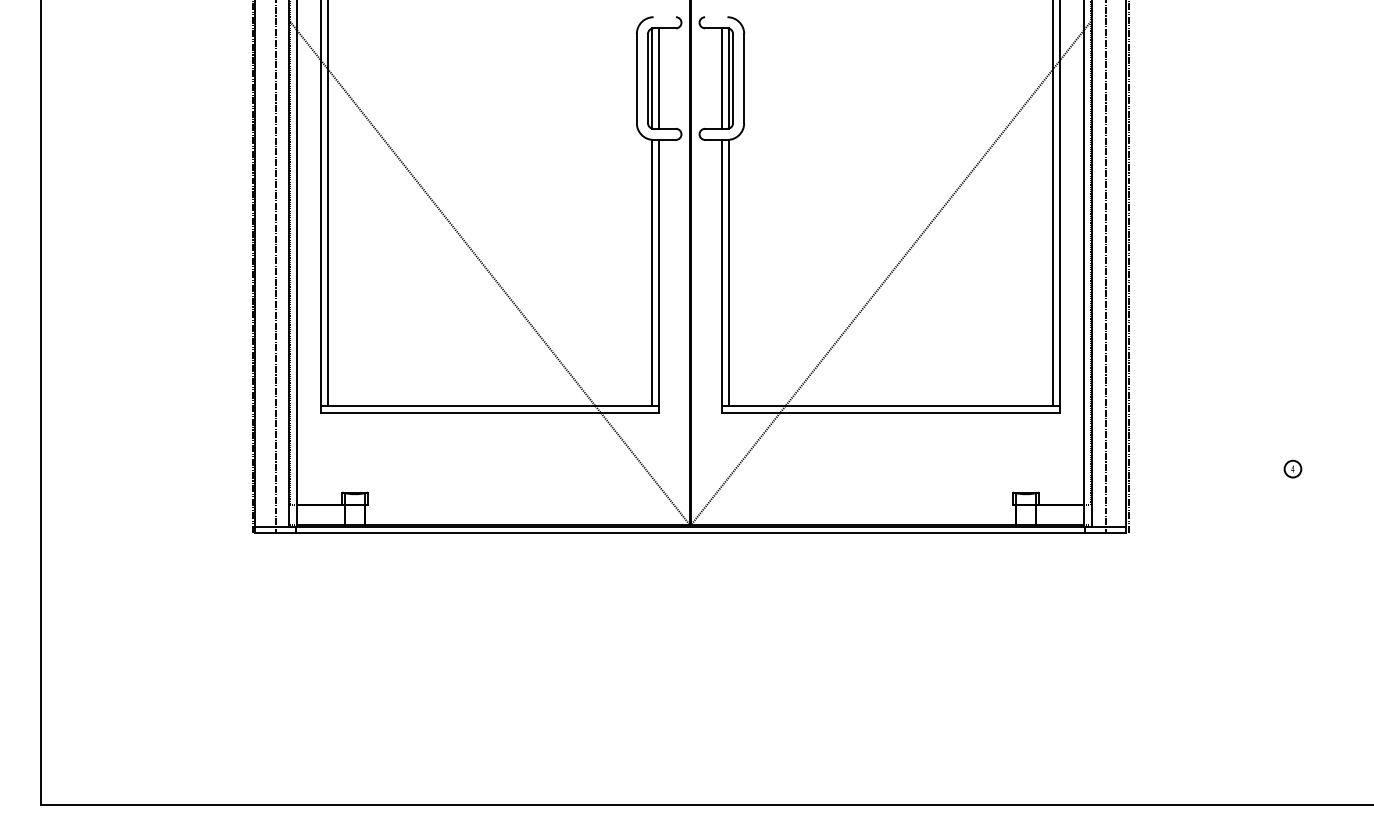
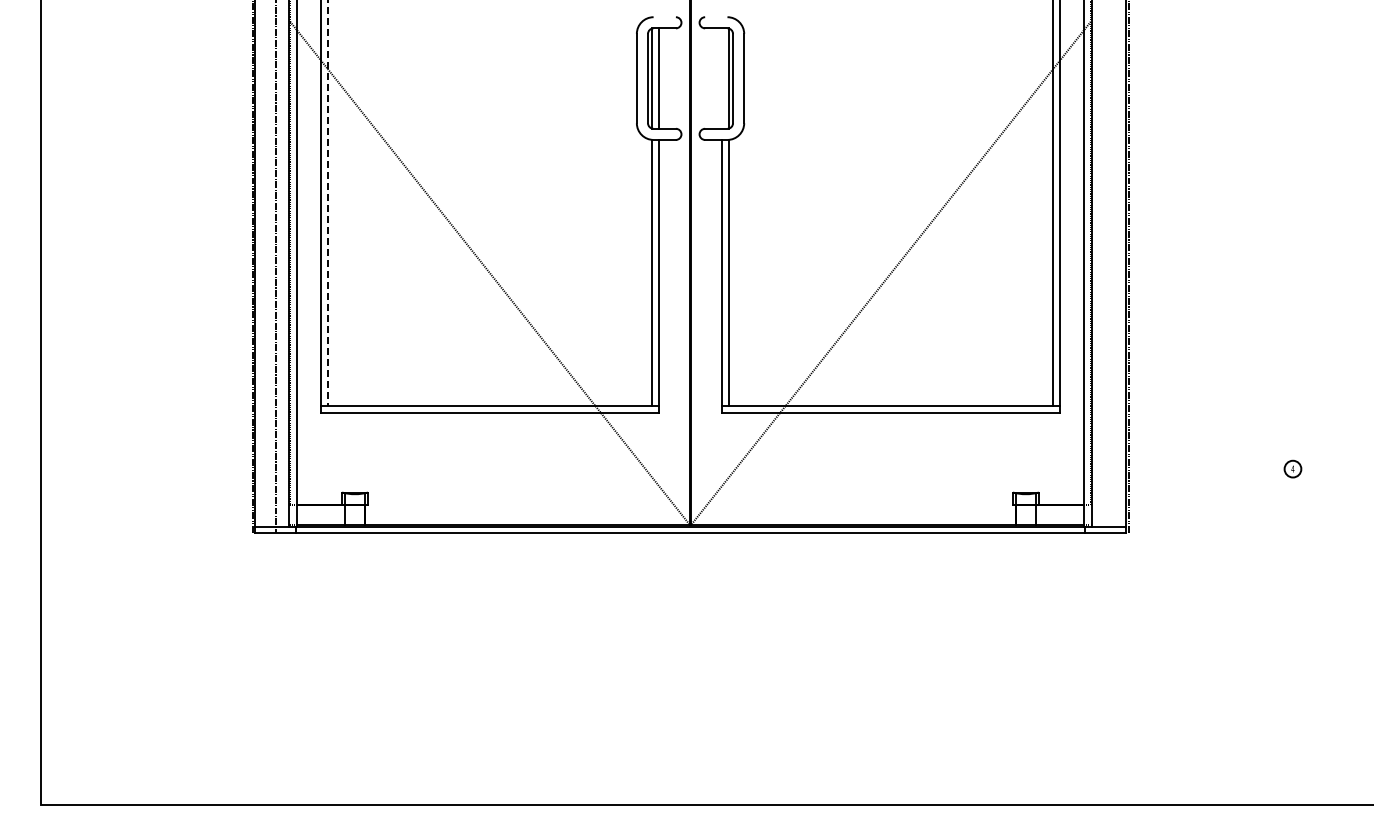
line: present -> none (721, 78)
line: solid -> dashed (327, 203)
line: present -> none (1105, 267)
